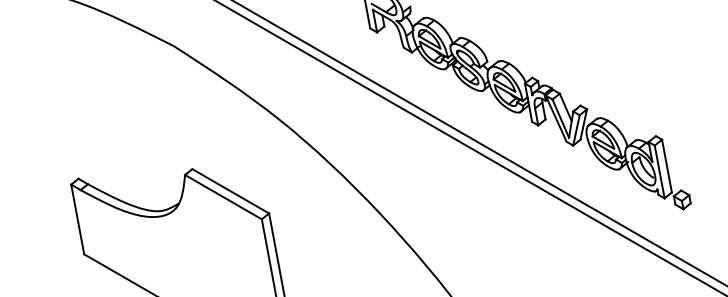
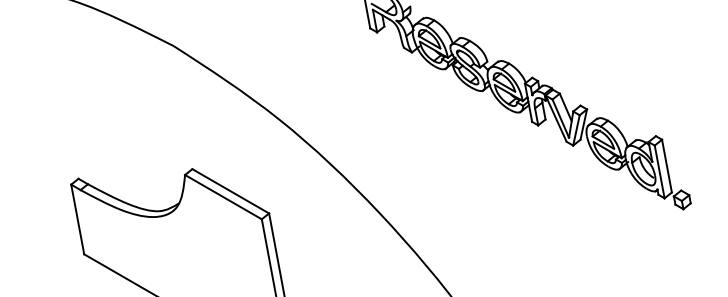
line: present -> none (479, 143)
line: present -> none (469, 147)
